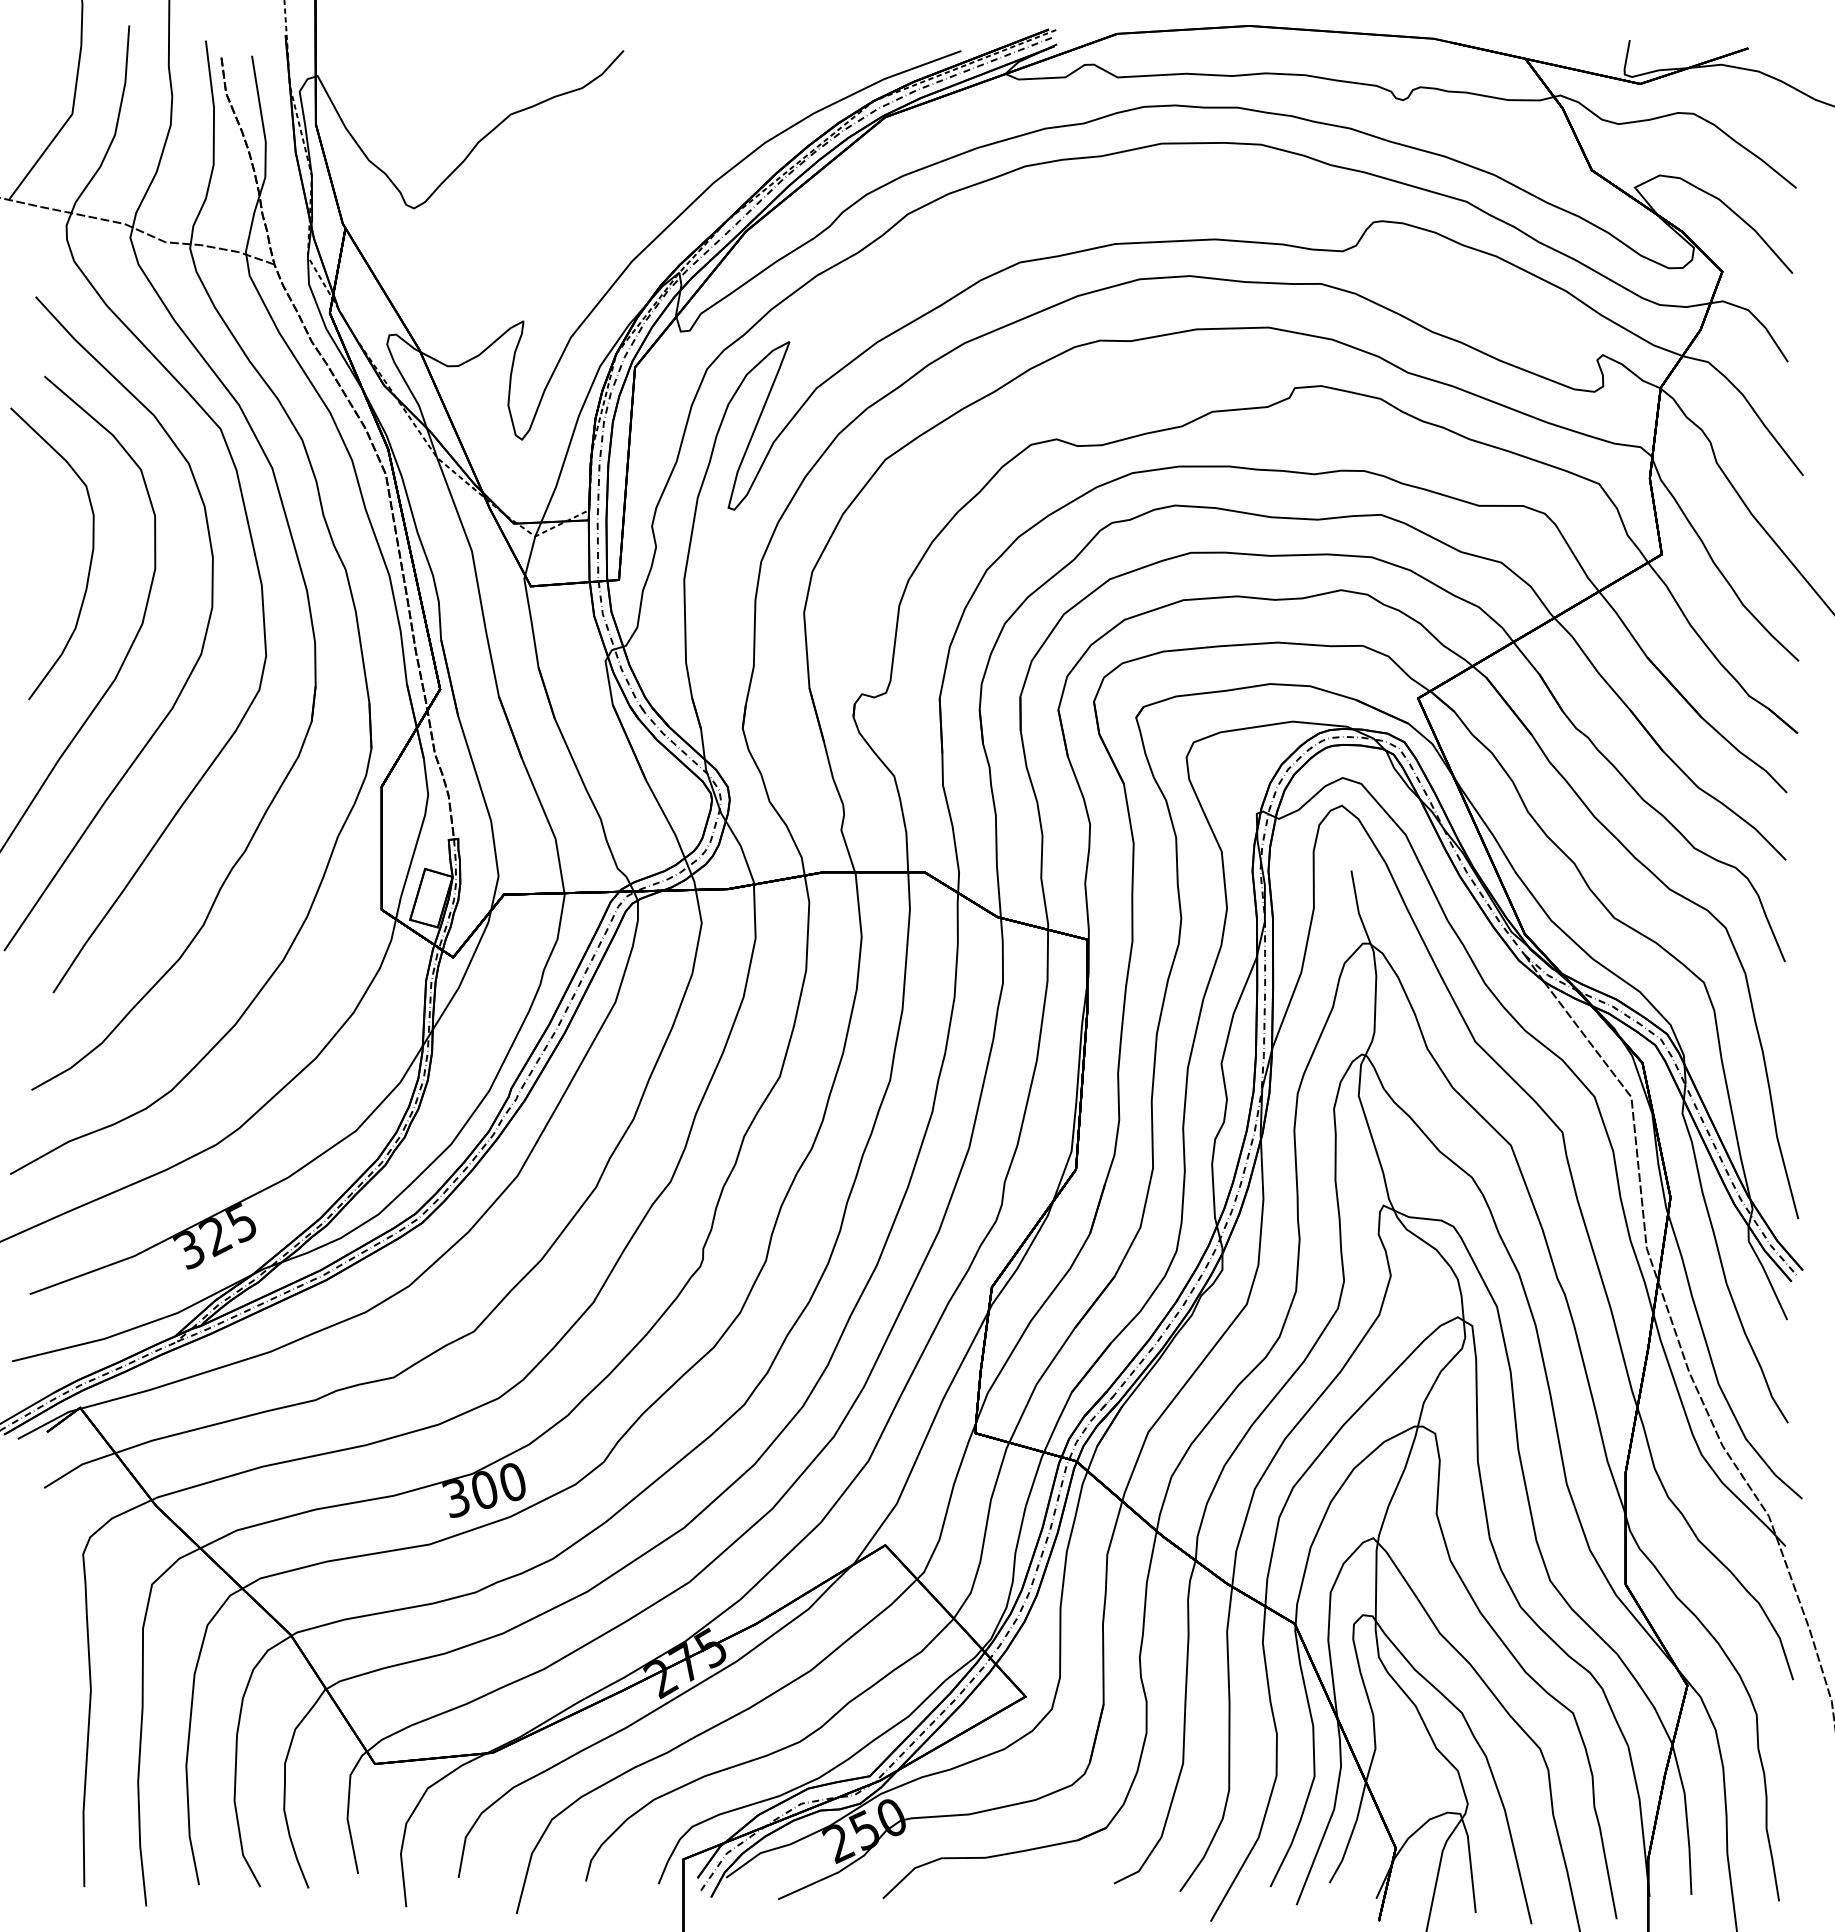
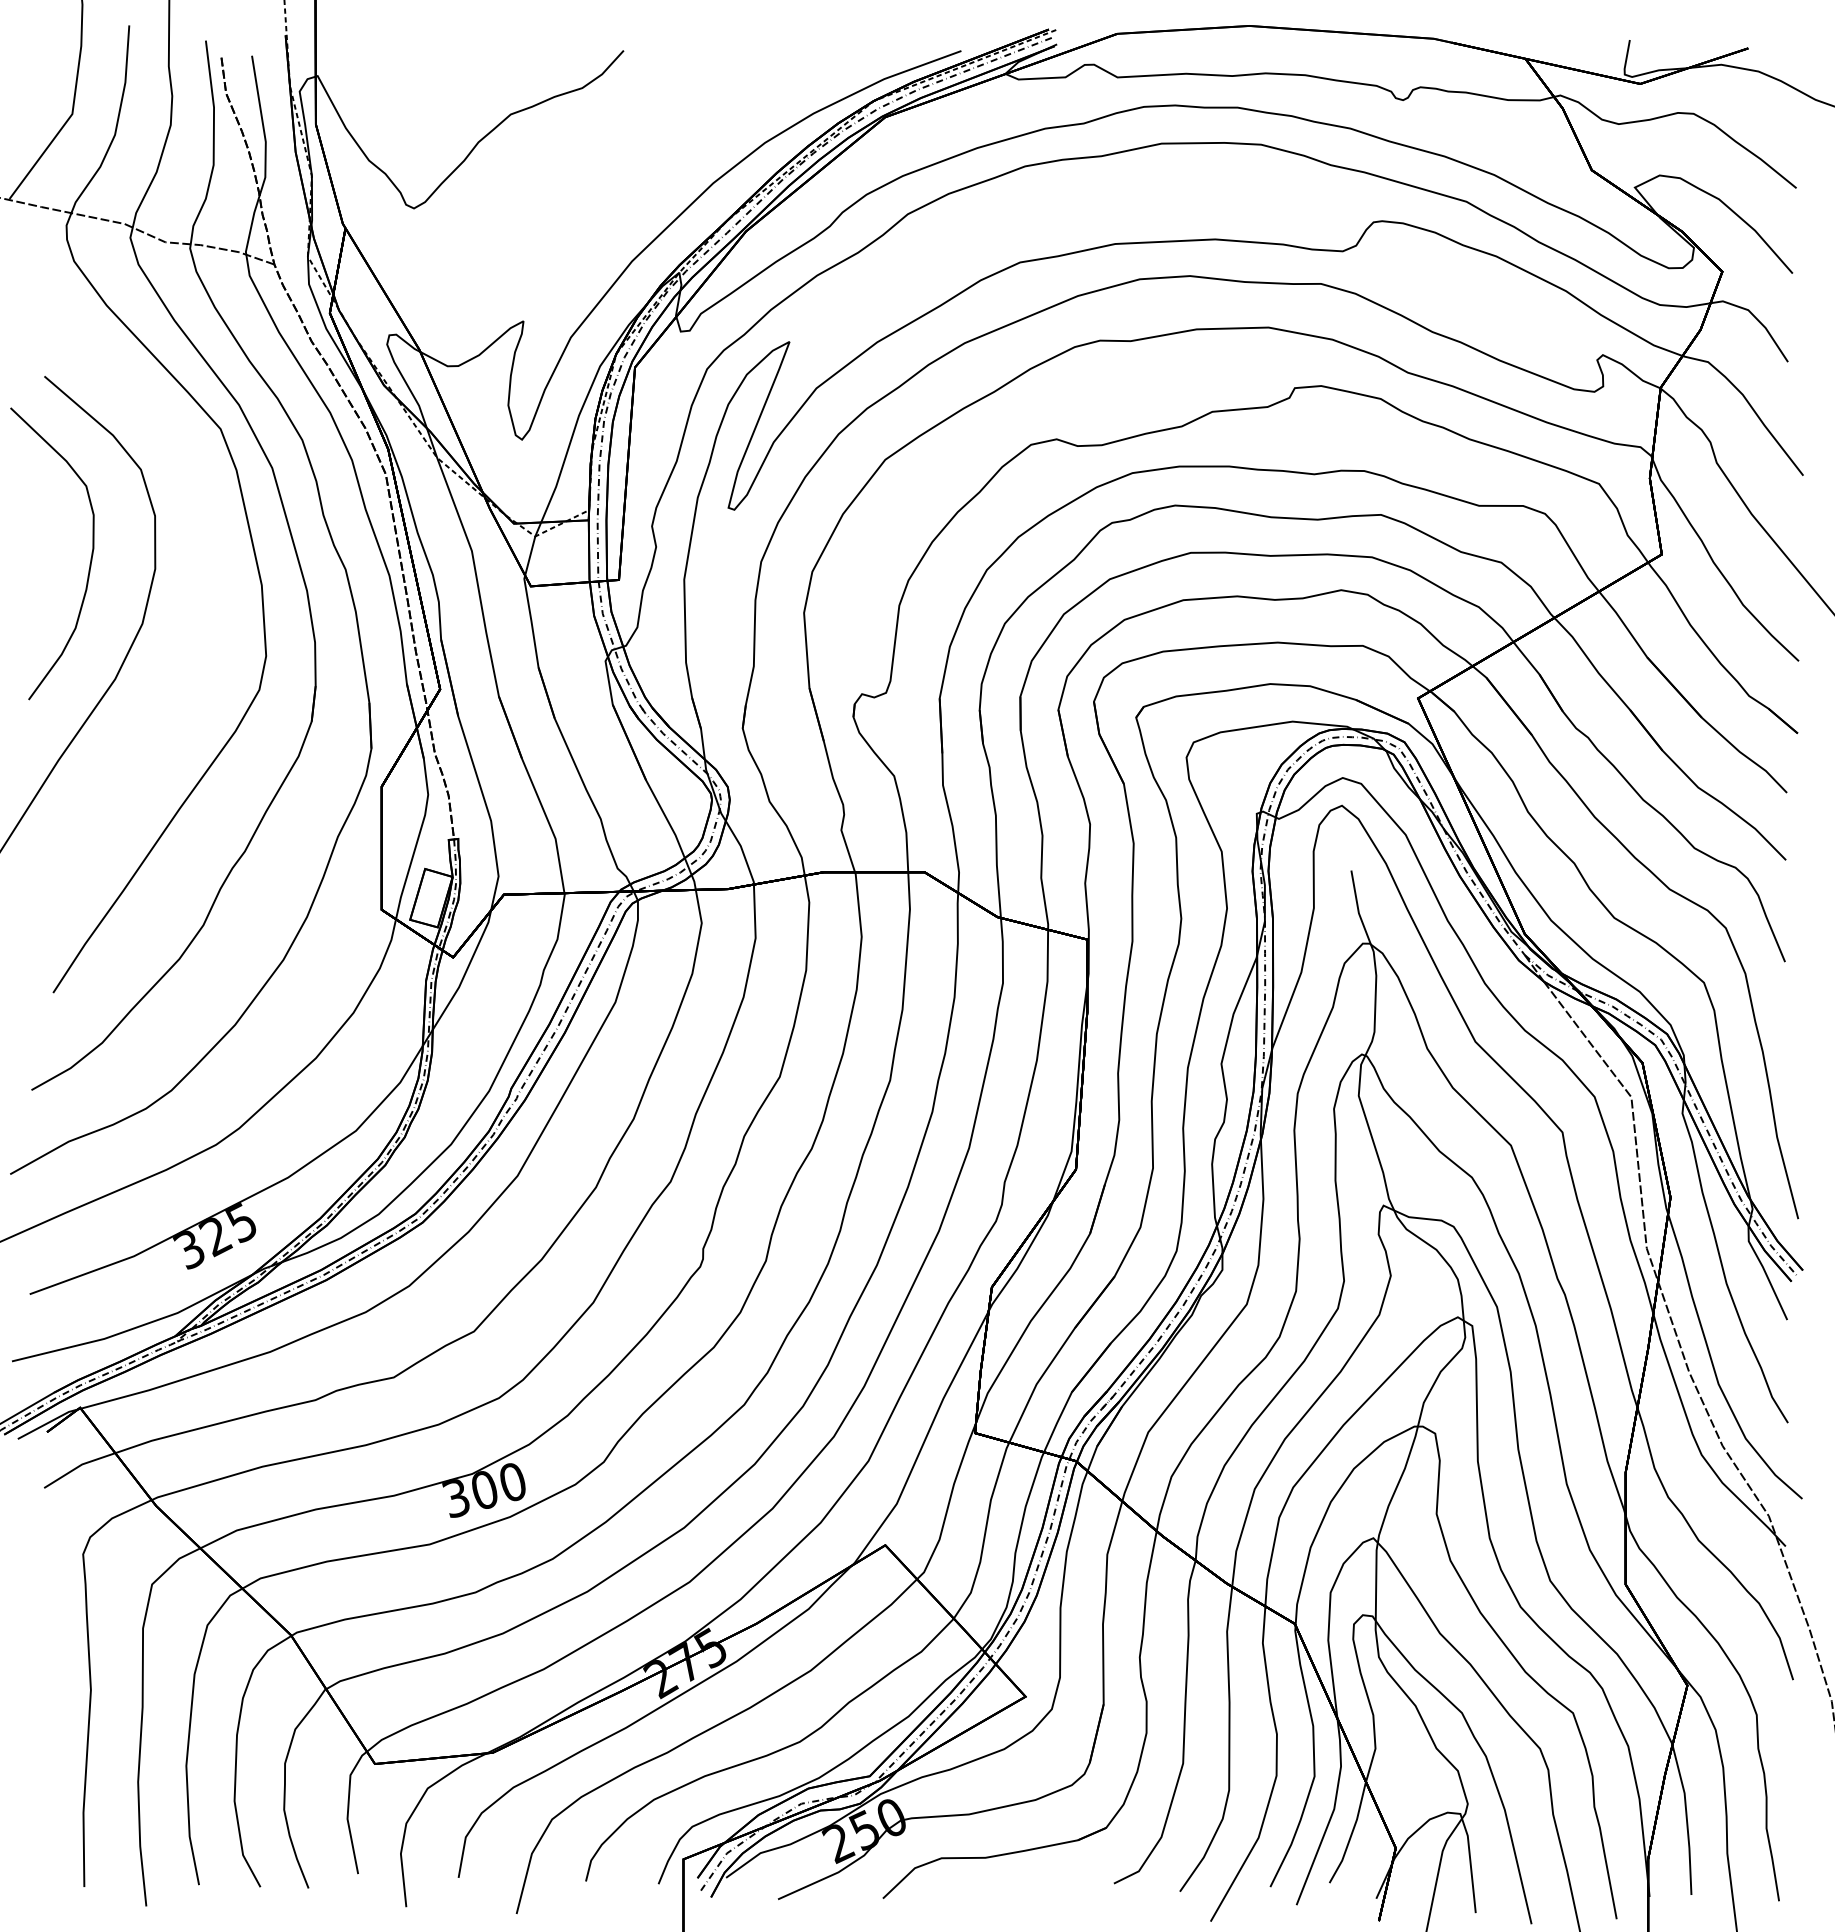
curve: present -> none (193, 666)
